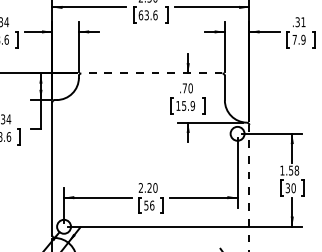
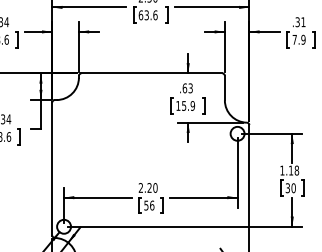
line: dashed -> solid (151, 73)
text: .70 -> .63 (187, 88)
text: 1.58 -> 1.18 (291, 170)
line: dashed -> solid (249, 187)
